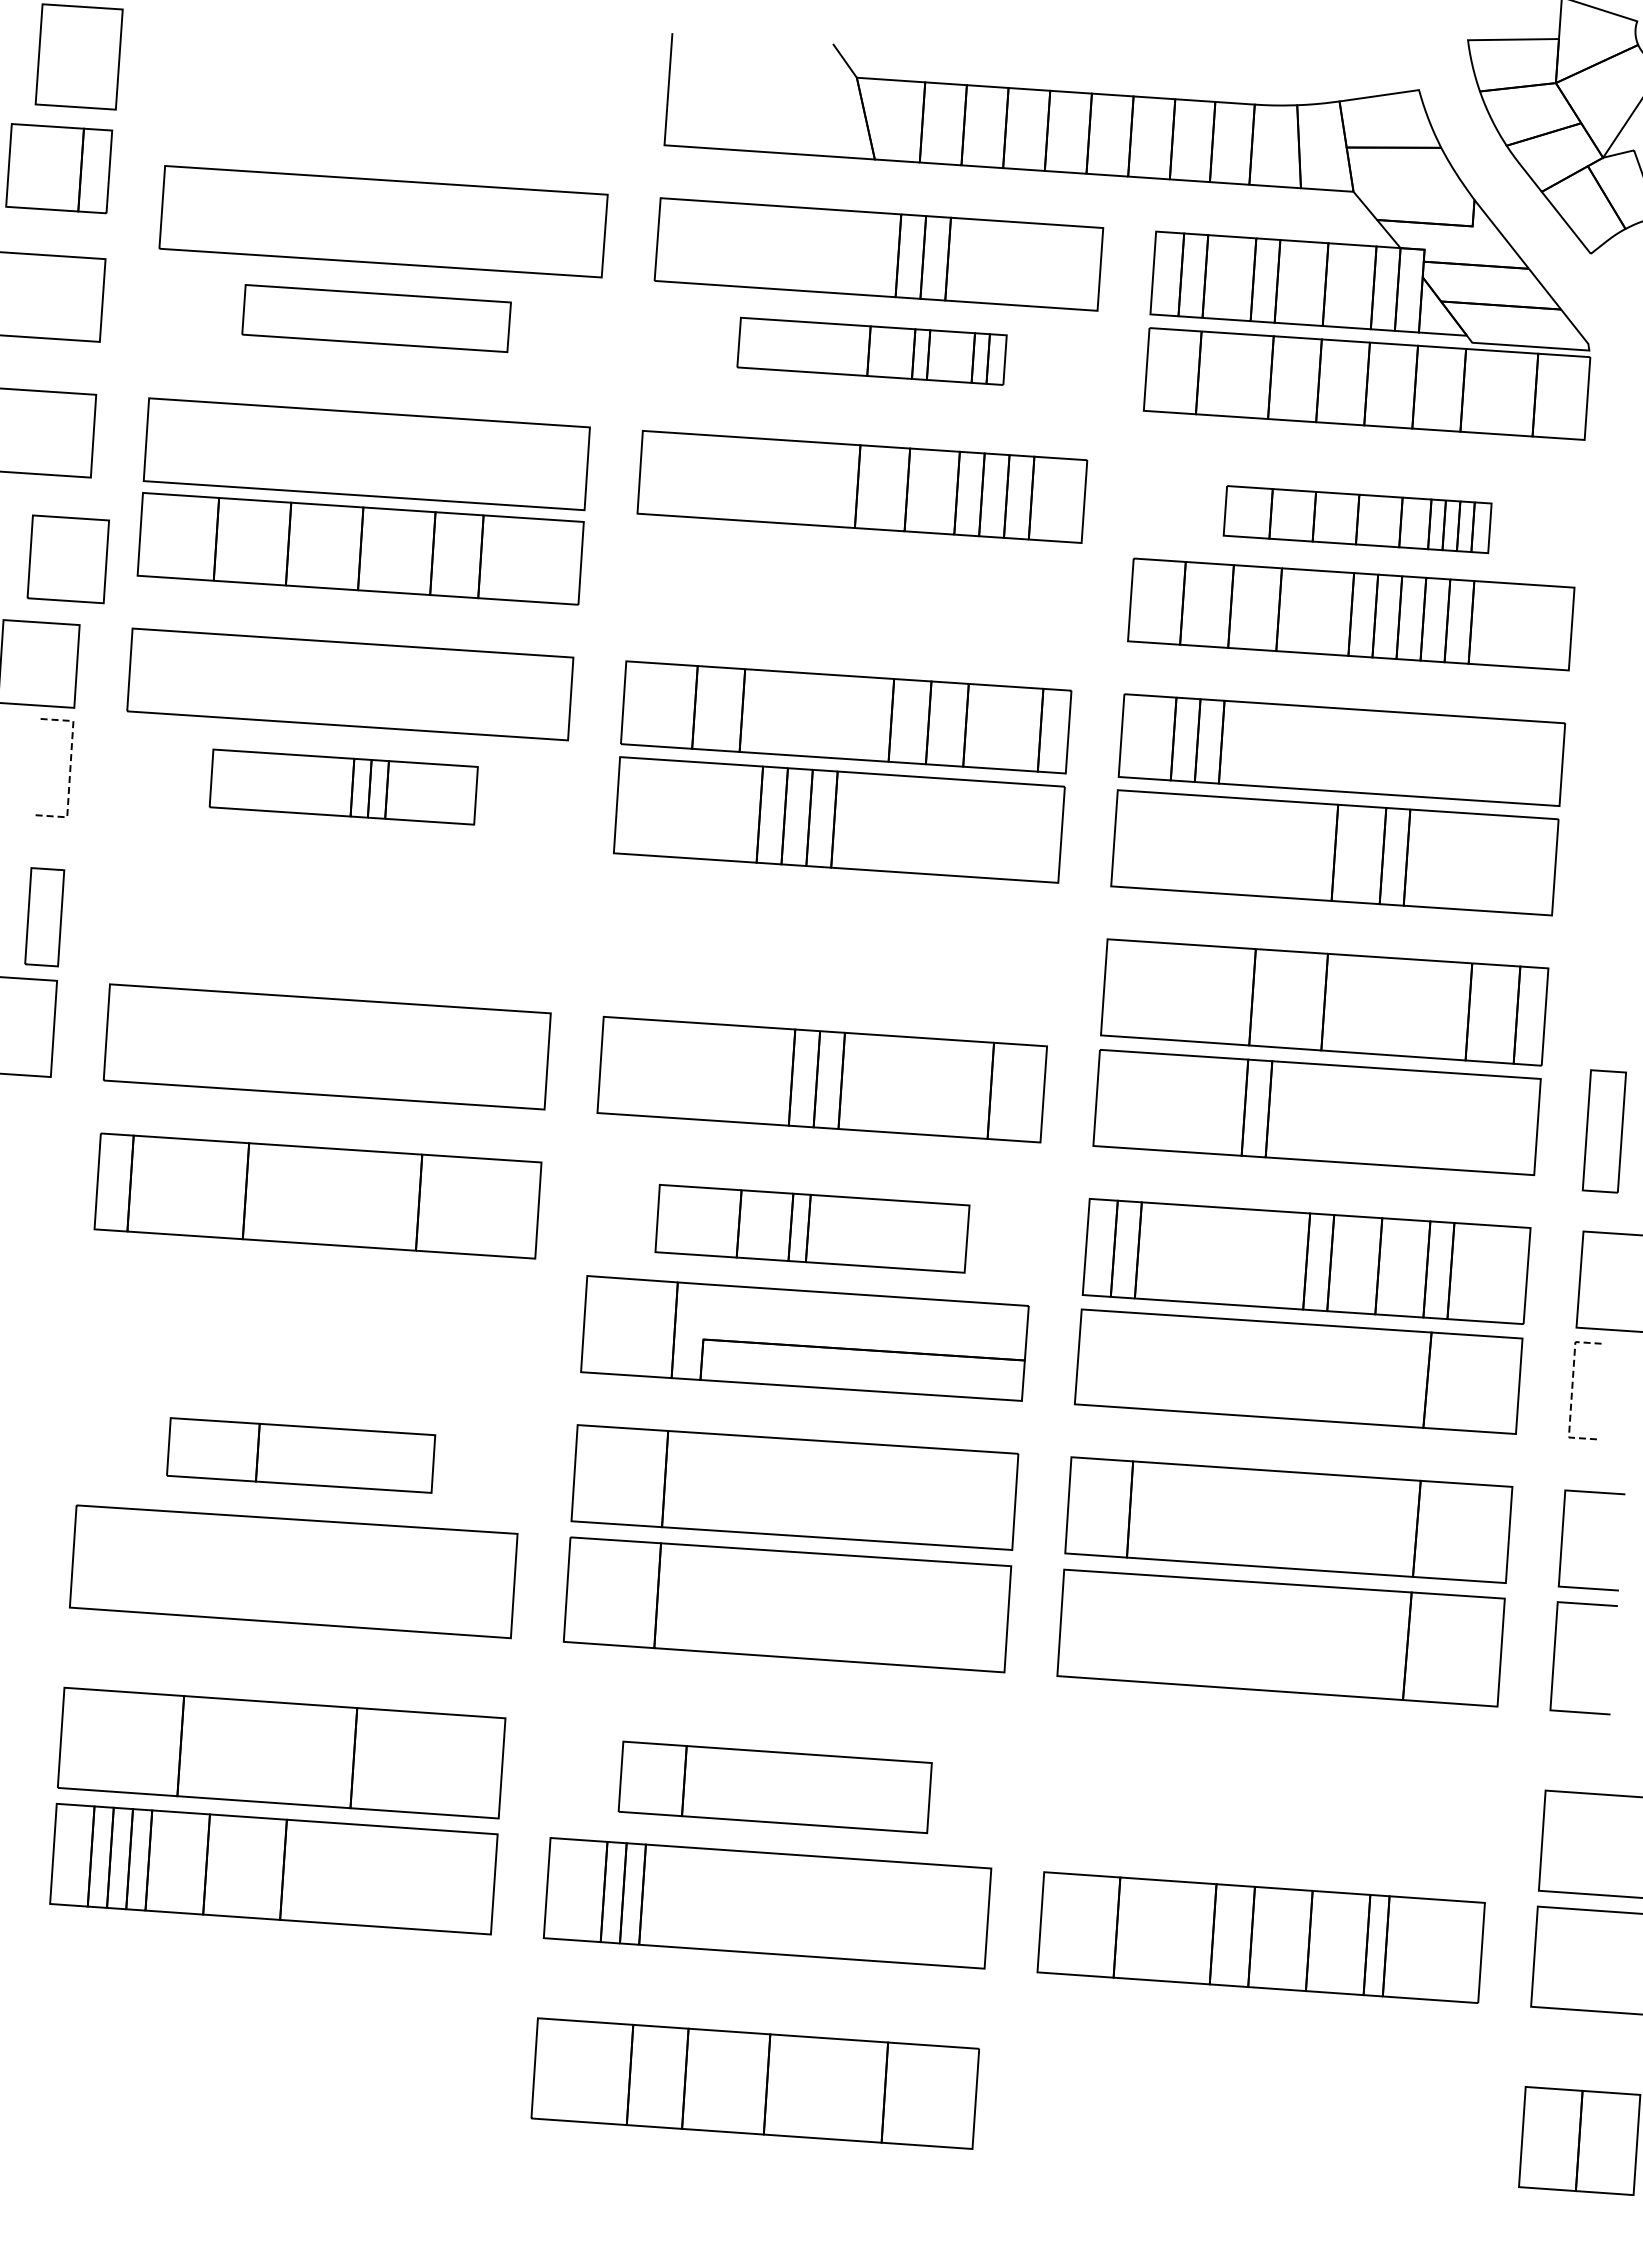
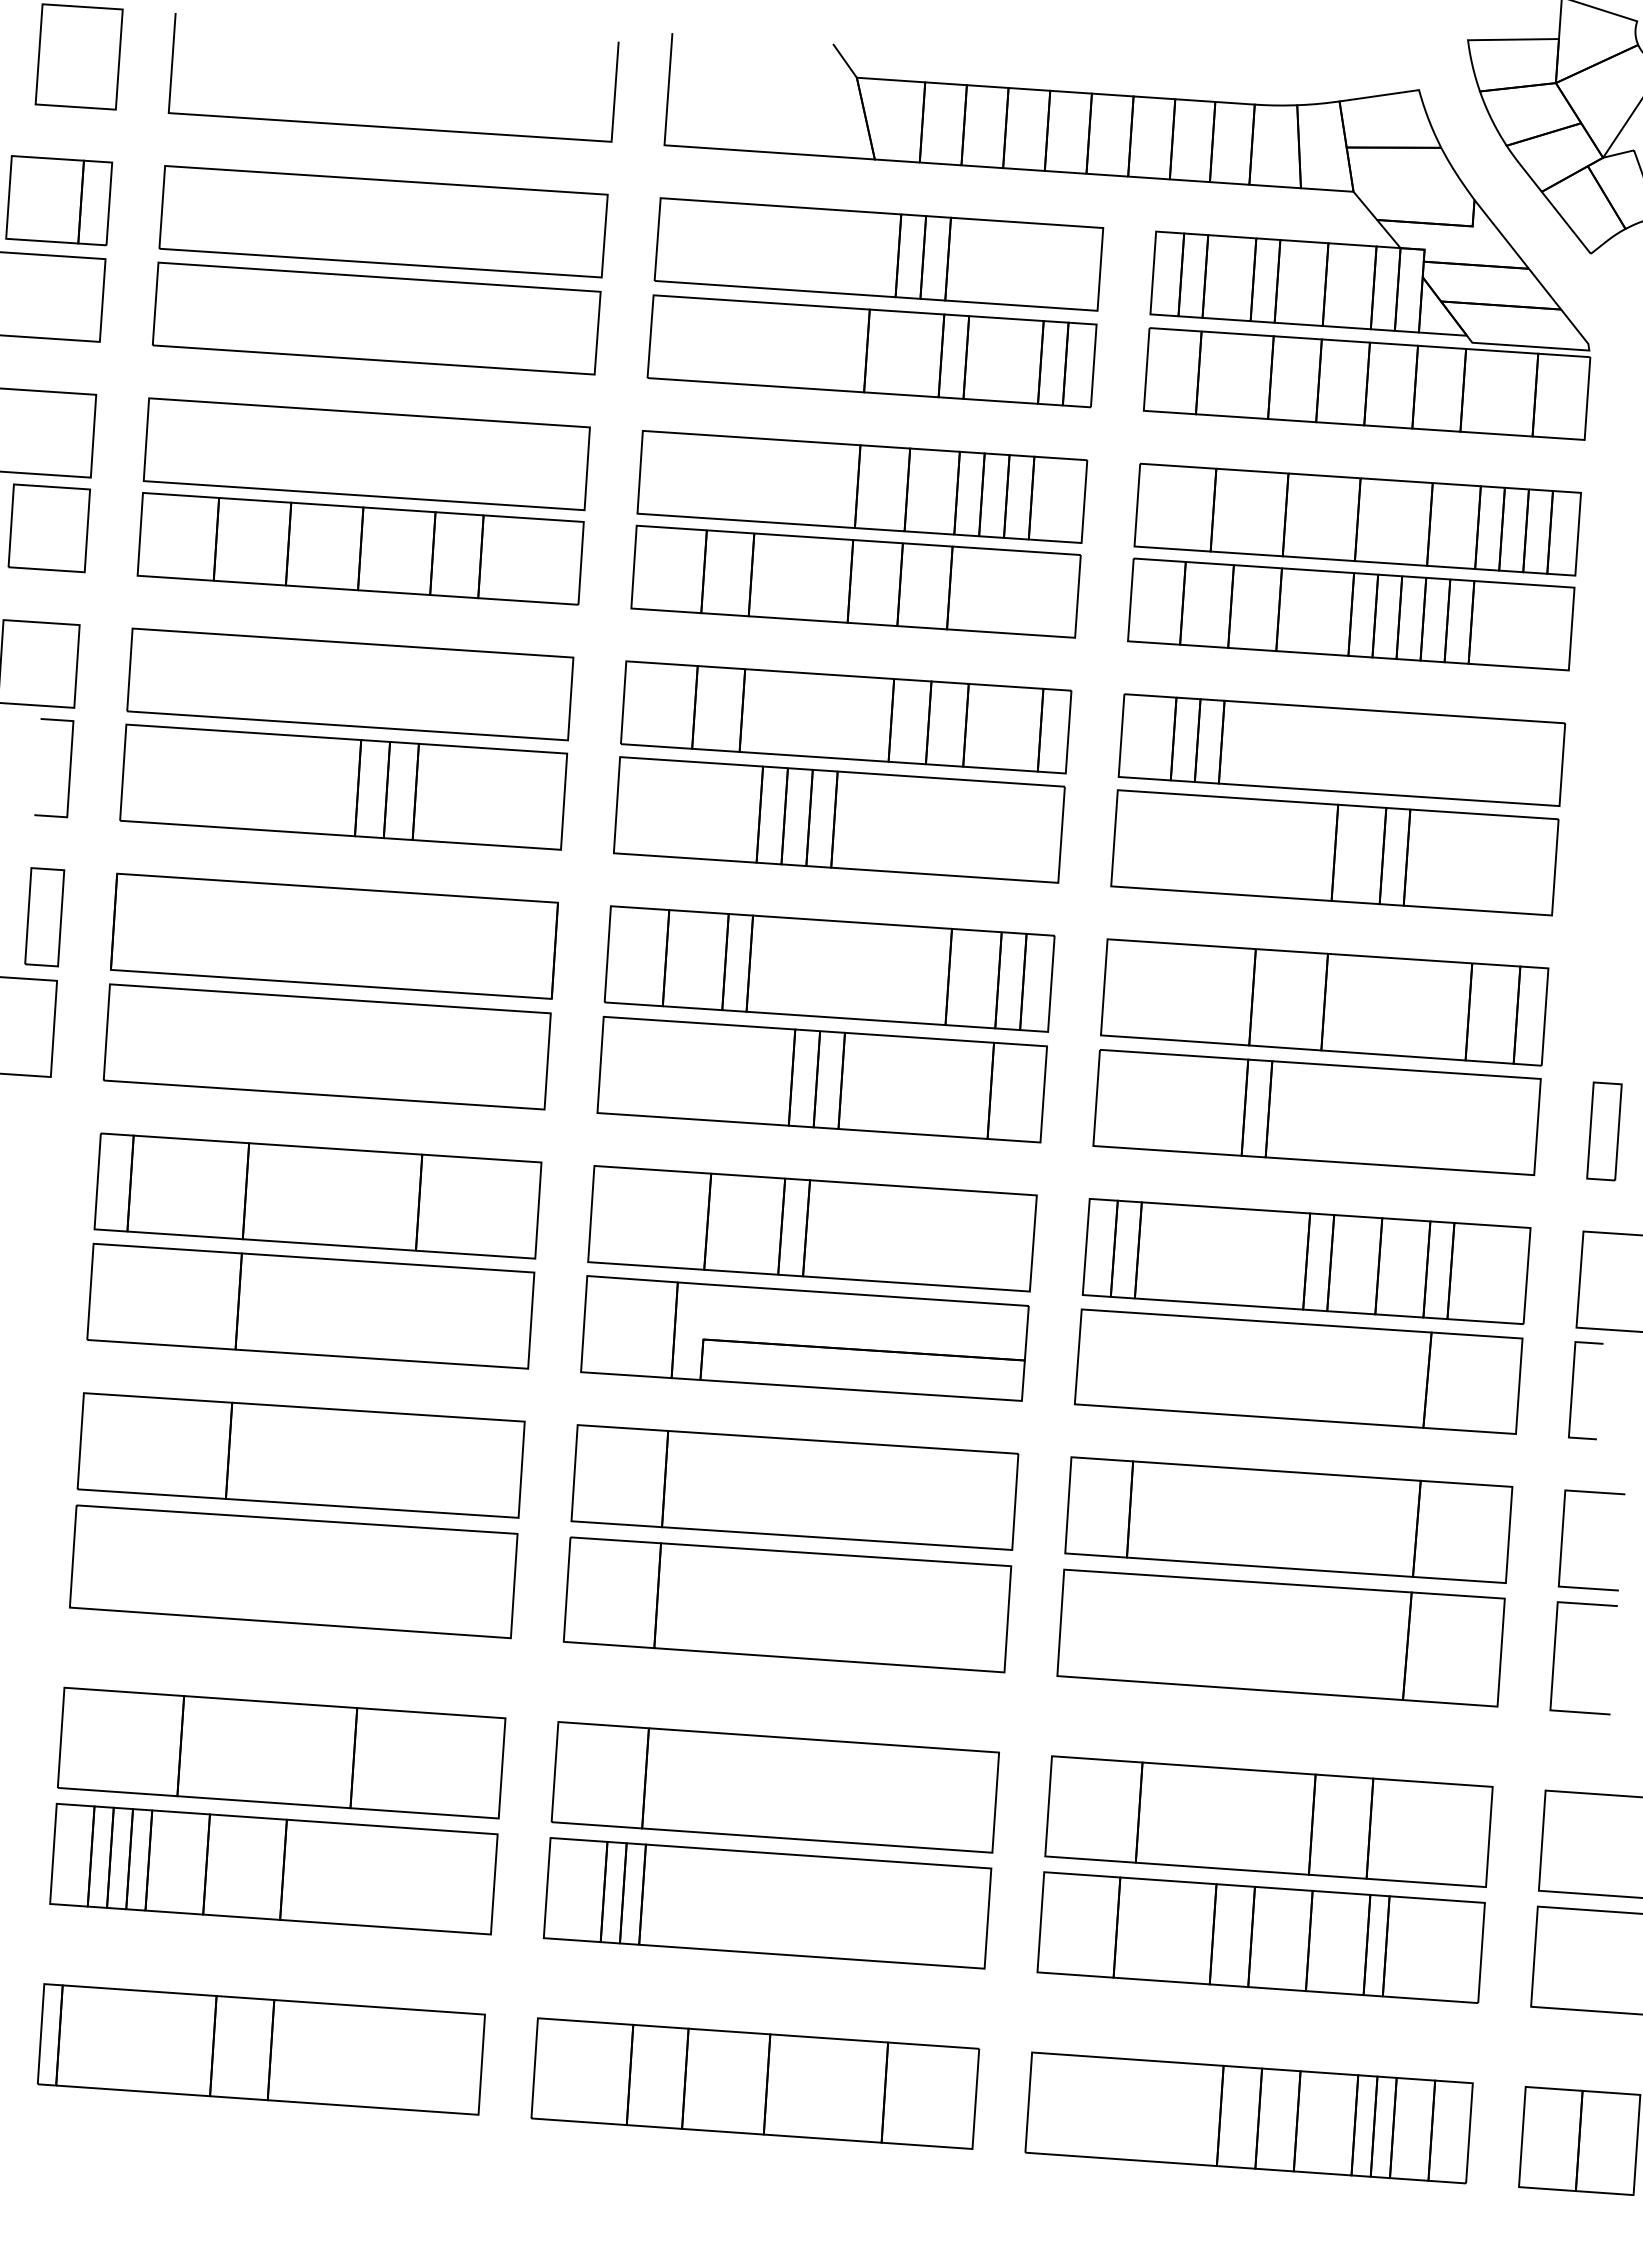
curve: none -> present (393, 126)
part position: (59, 168) -> (59, 200) (59, 200)
part size: 271x69 px -> 451x115 px (376, 318)
part size: 272x70 px -> 452x115 px (871, 351)
part size: 271x70 px -> 449x115 px (1357, 519)
part position: (67, 559) -> (48, 528) (48, 528)
part: none -> present (855, 581)
line: dashed -> solid (70, 769)
part size: 271x78 px -> 450x128 px (343, 786)
part: none -> present (334, 935)
part: none -> present (829, 968)
part size: 46x125 px -> 37x101 px (1604, 1131)
part size: 317x90 px -> 451x128 px (812, 1228)
part: none -> present (310, 1305)
line: dashed -> solid (1572, 1389)
part size: 271x77 px -> 450x127 px (300, 1455)
part size: 316x95 px -> 450x133 px (774, 1787)
part: none -> present (1268, 1821)
part: none -> present (260, 2049)
part: none -> present (1248, 2117)
